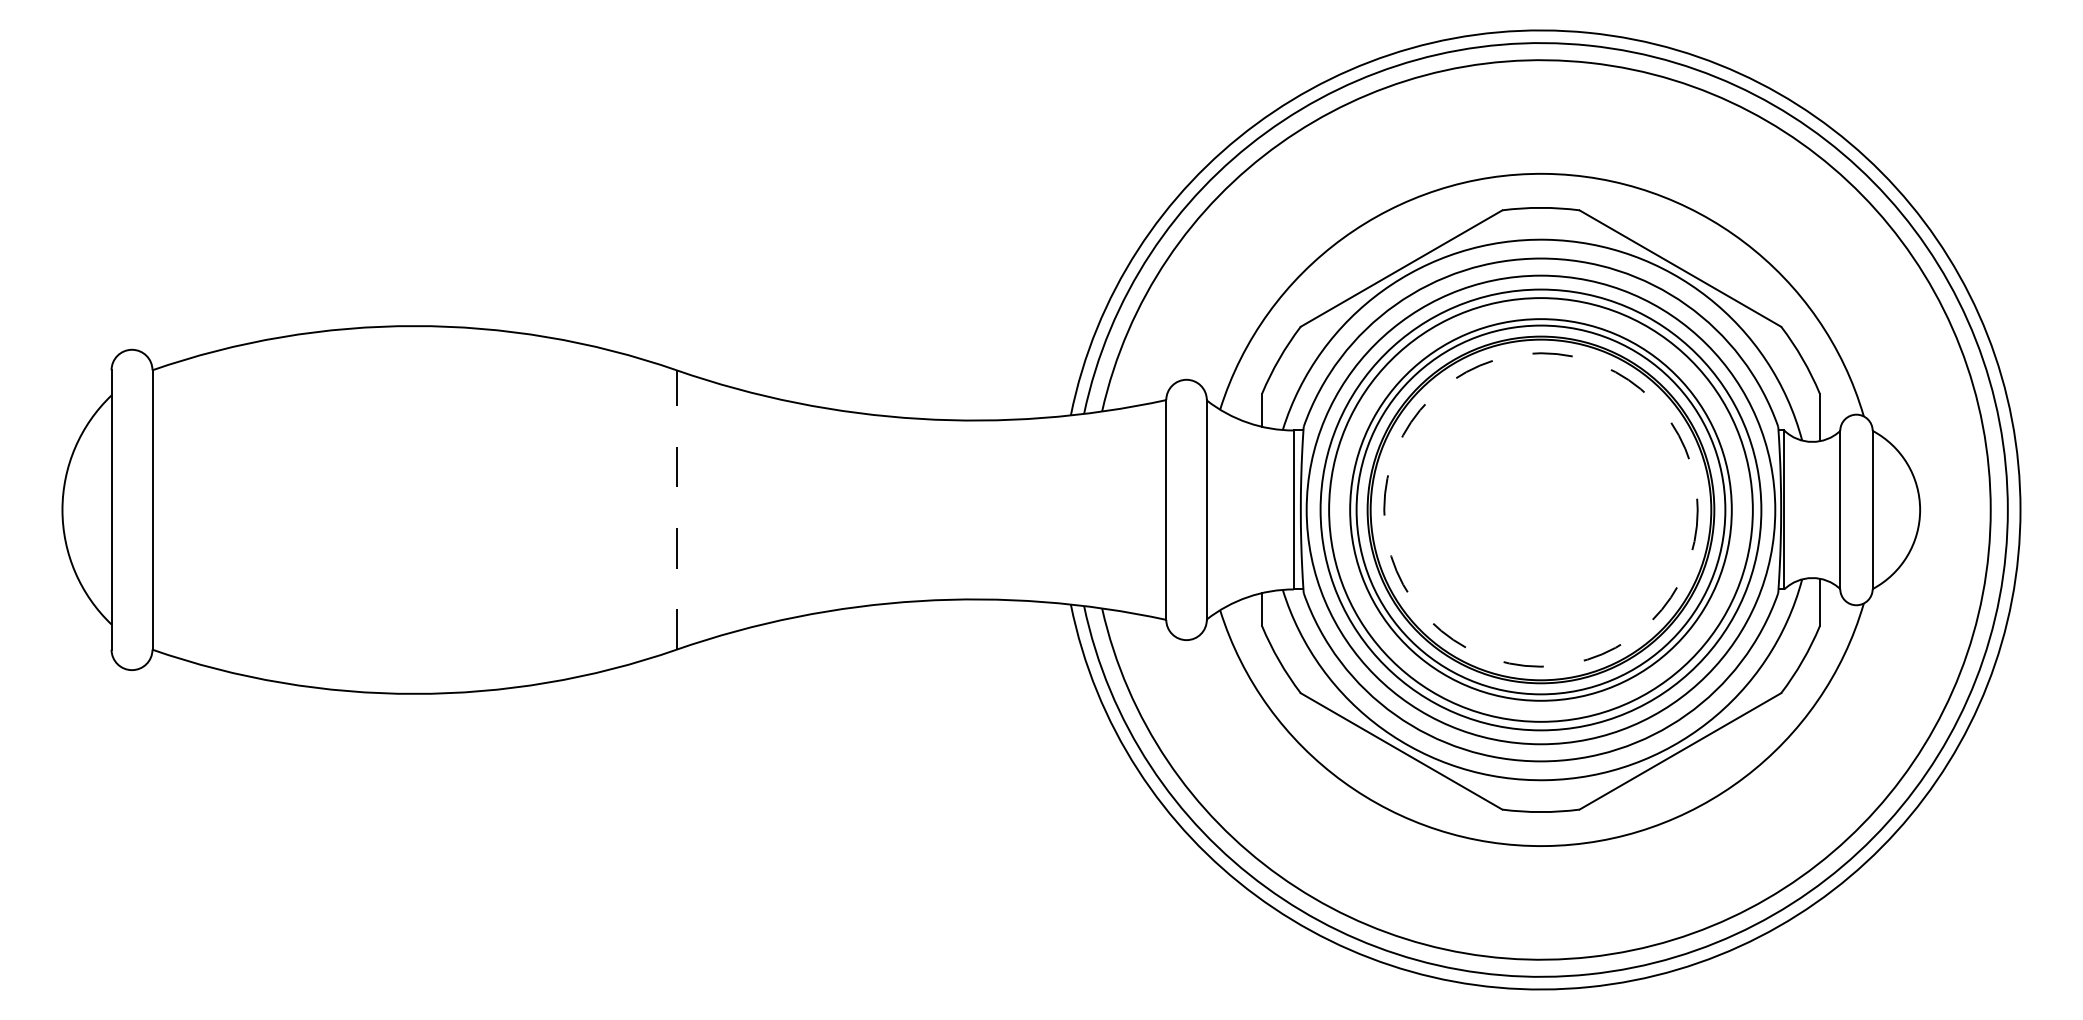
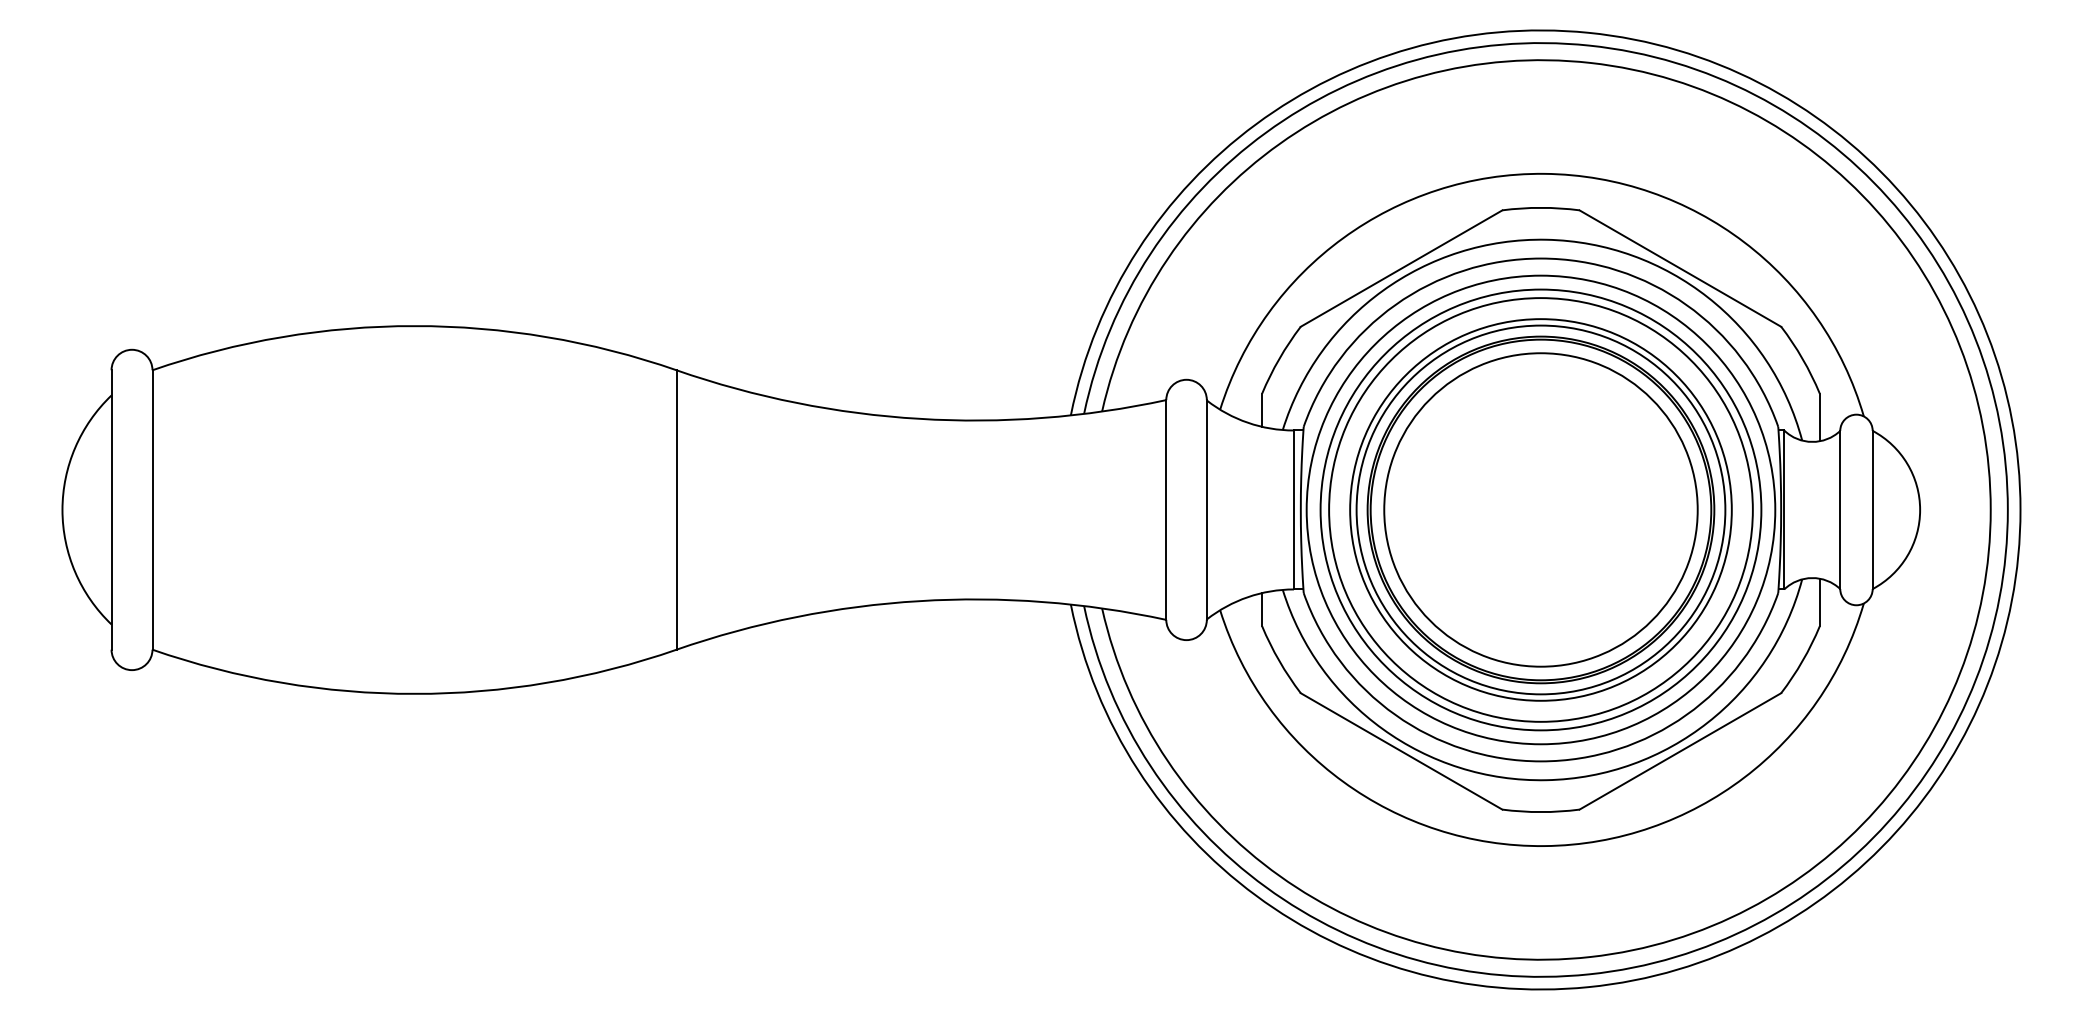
line: dashed -> solid (676, 509)
circle: dashed -> solid (1540, 509)
